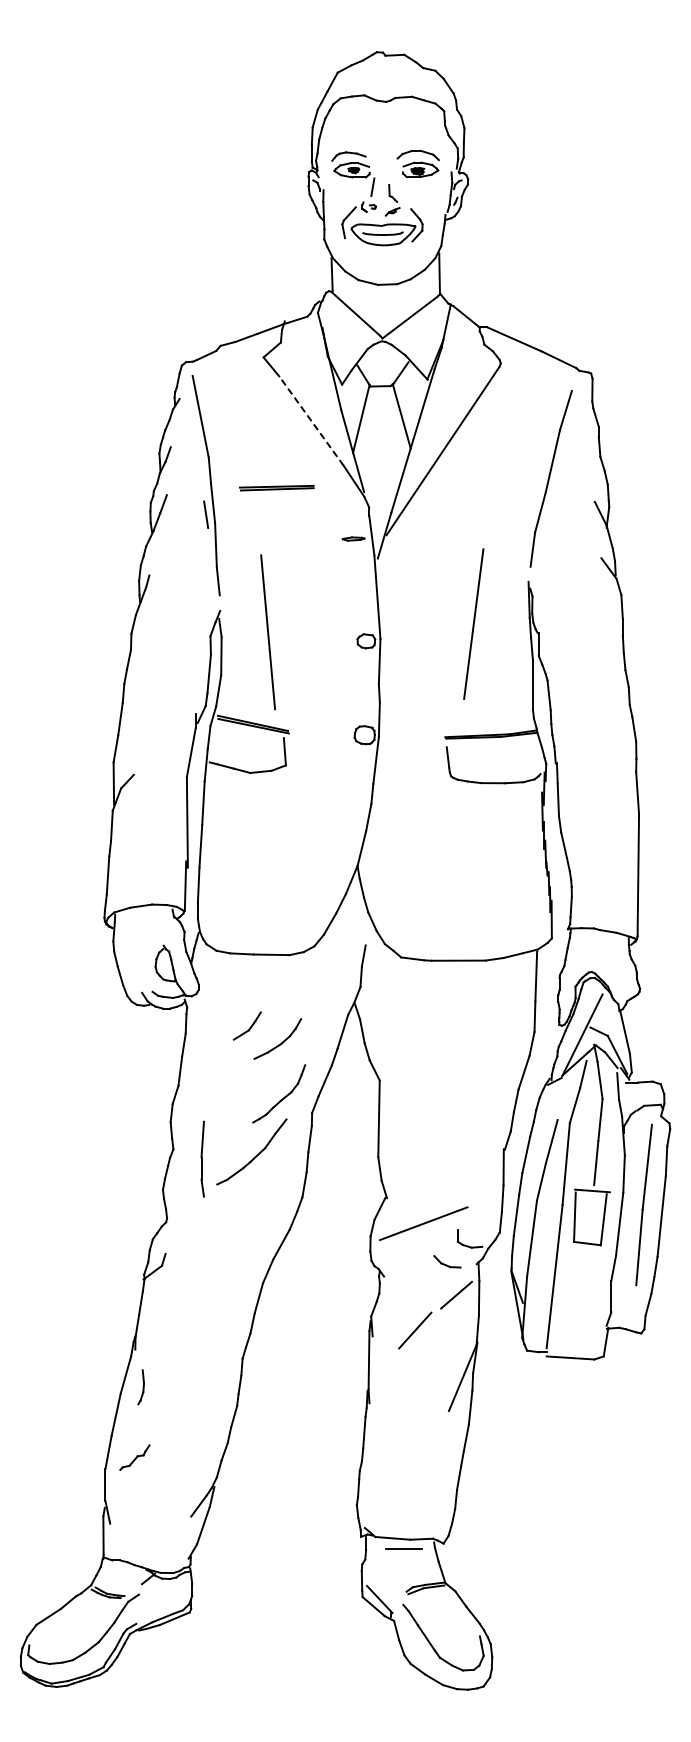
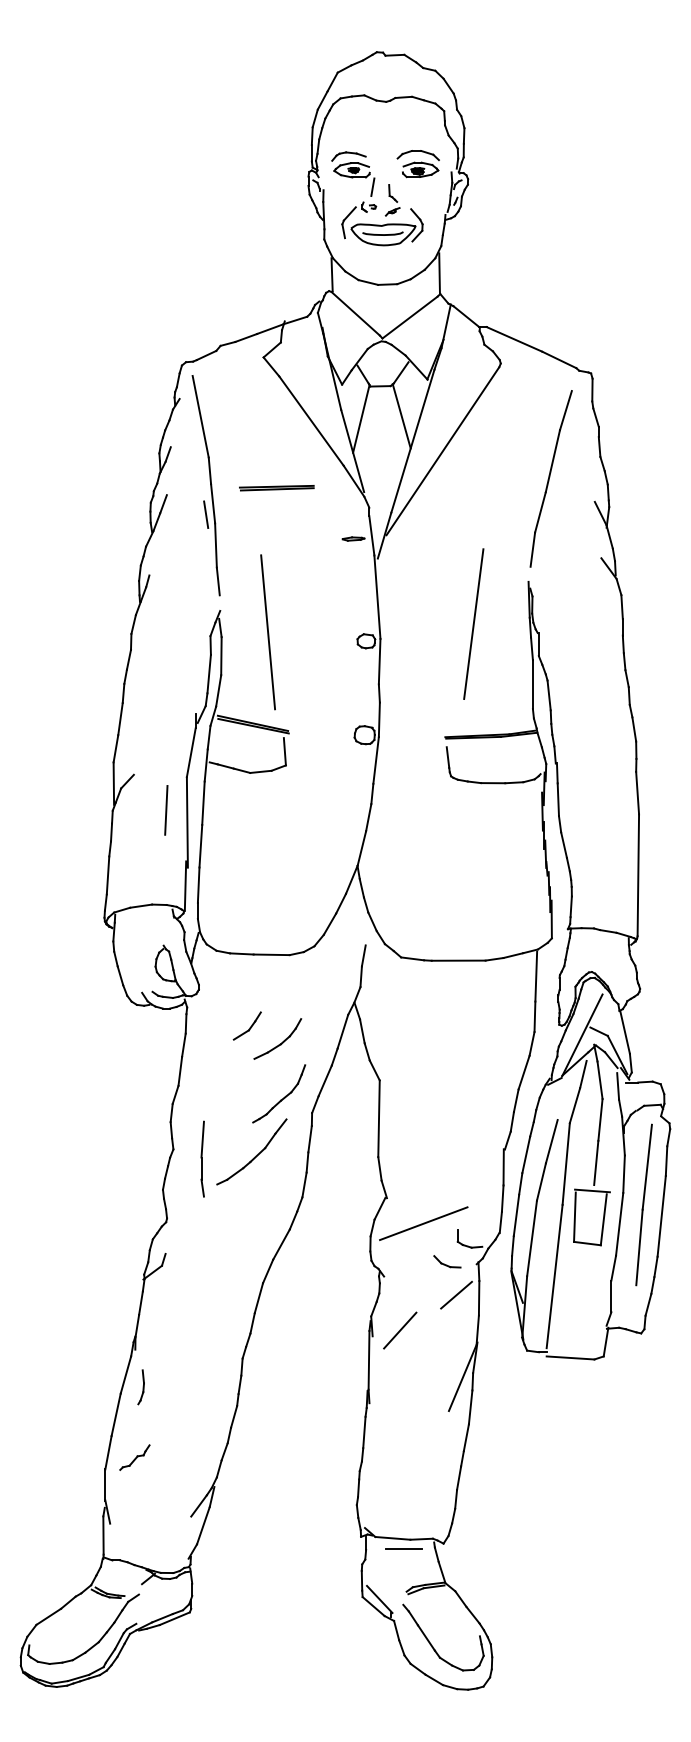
line: dashed -> solid (311, 420)
line: none -> present (166, 810)
line position: (415, 1330) -> (400, 1330) (400, 1330)
